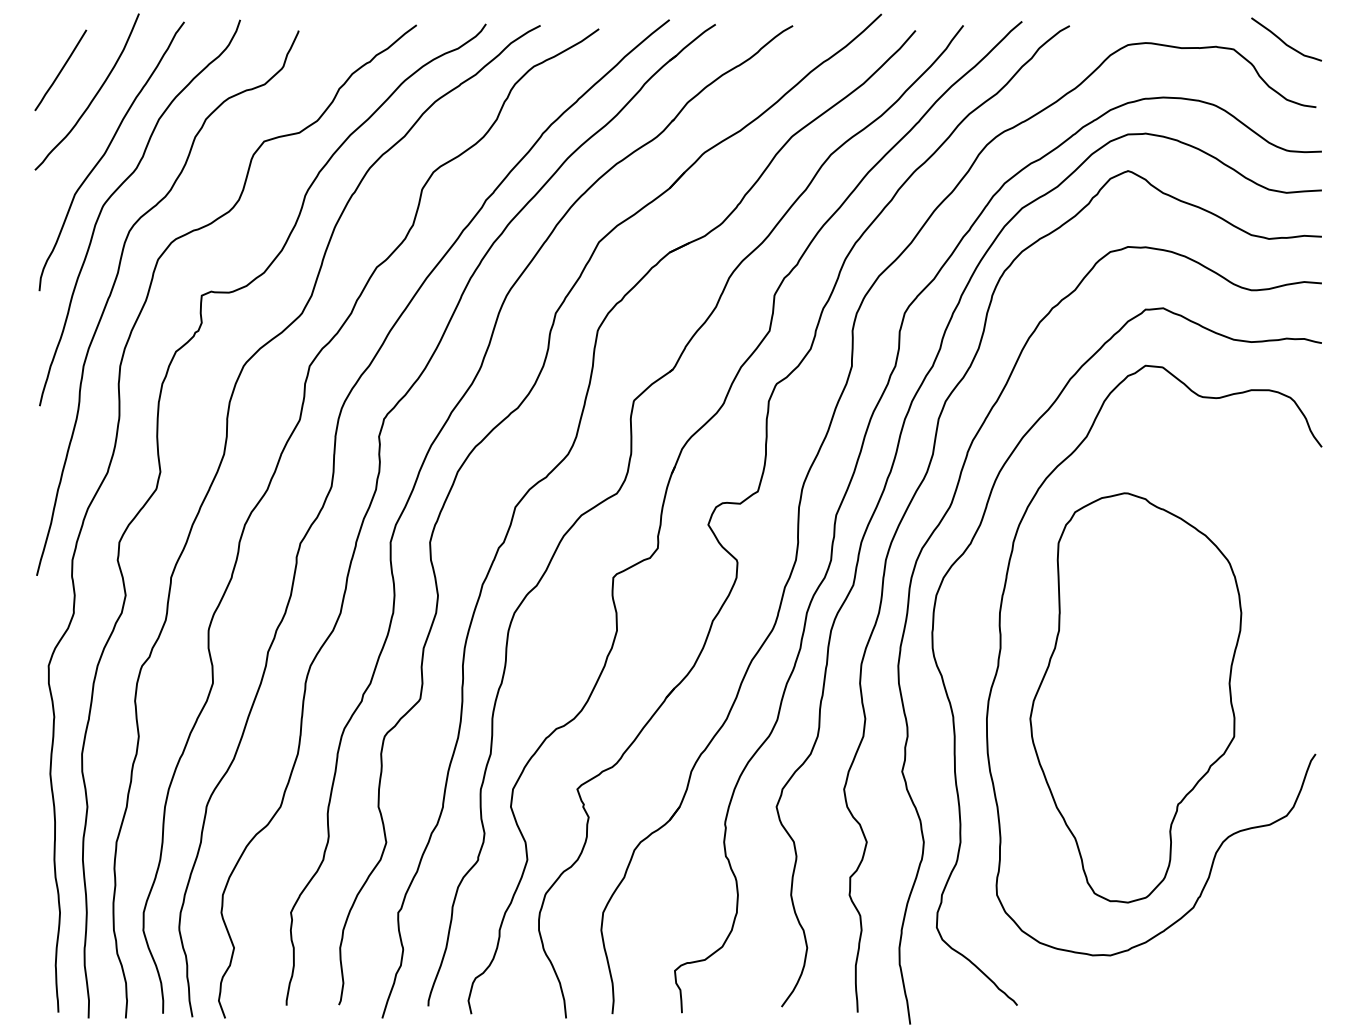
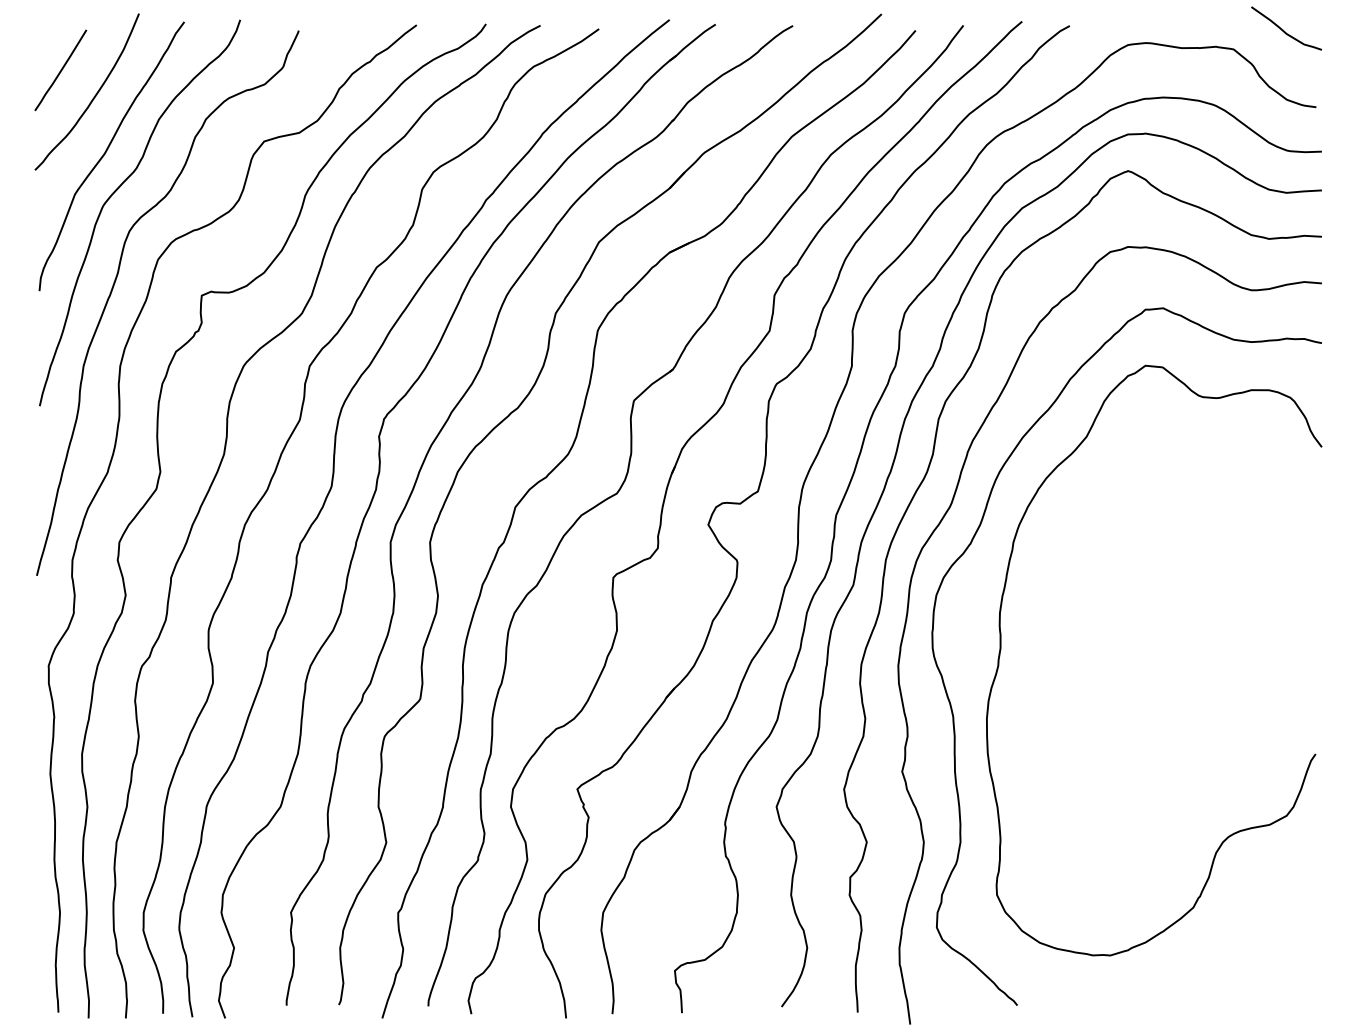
curve position: (1284, 41) -> (1284, 30) (1284, 30)
part: present -> none (1135, 697)
